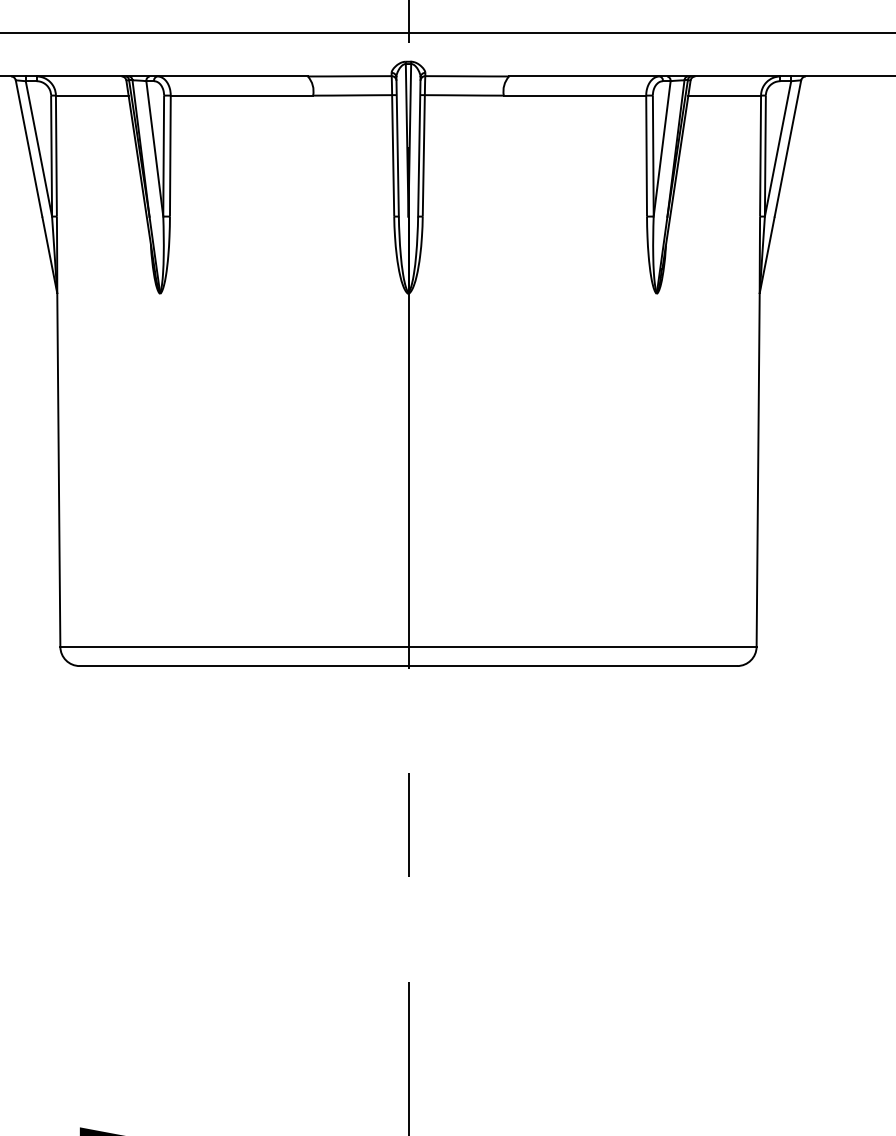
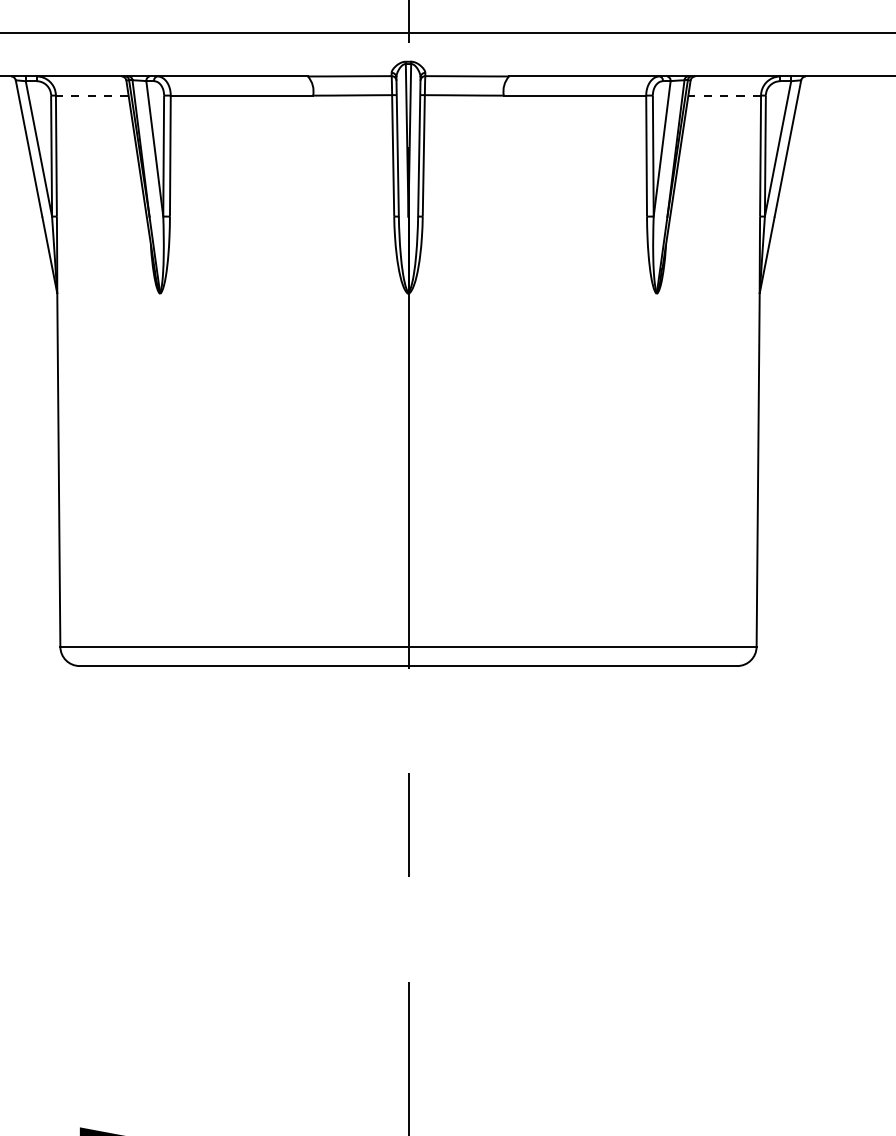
line: solid -> dashed (91, 95)
line: solid -> dashed (724, 95)
